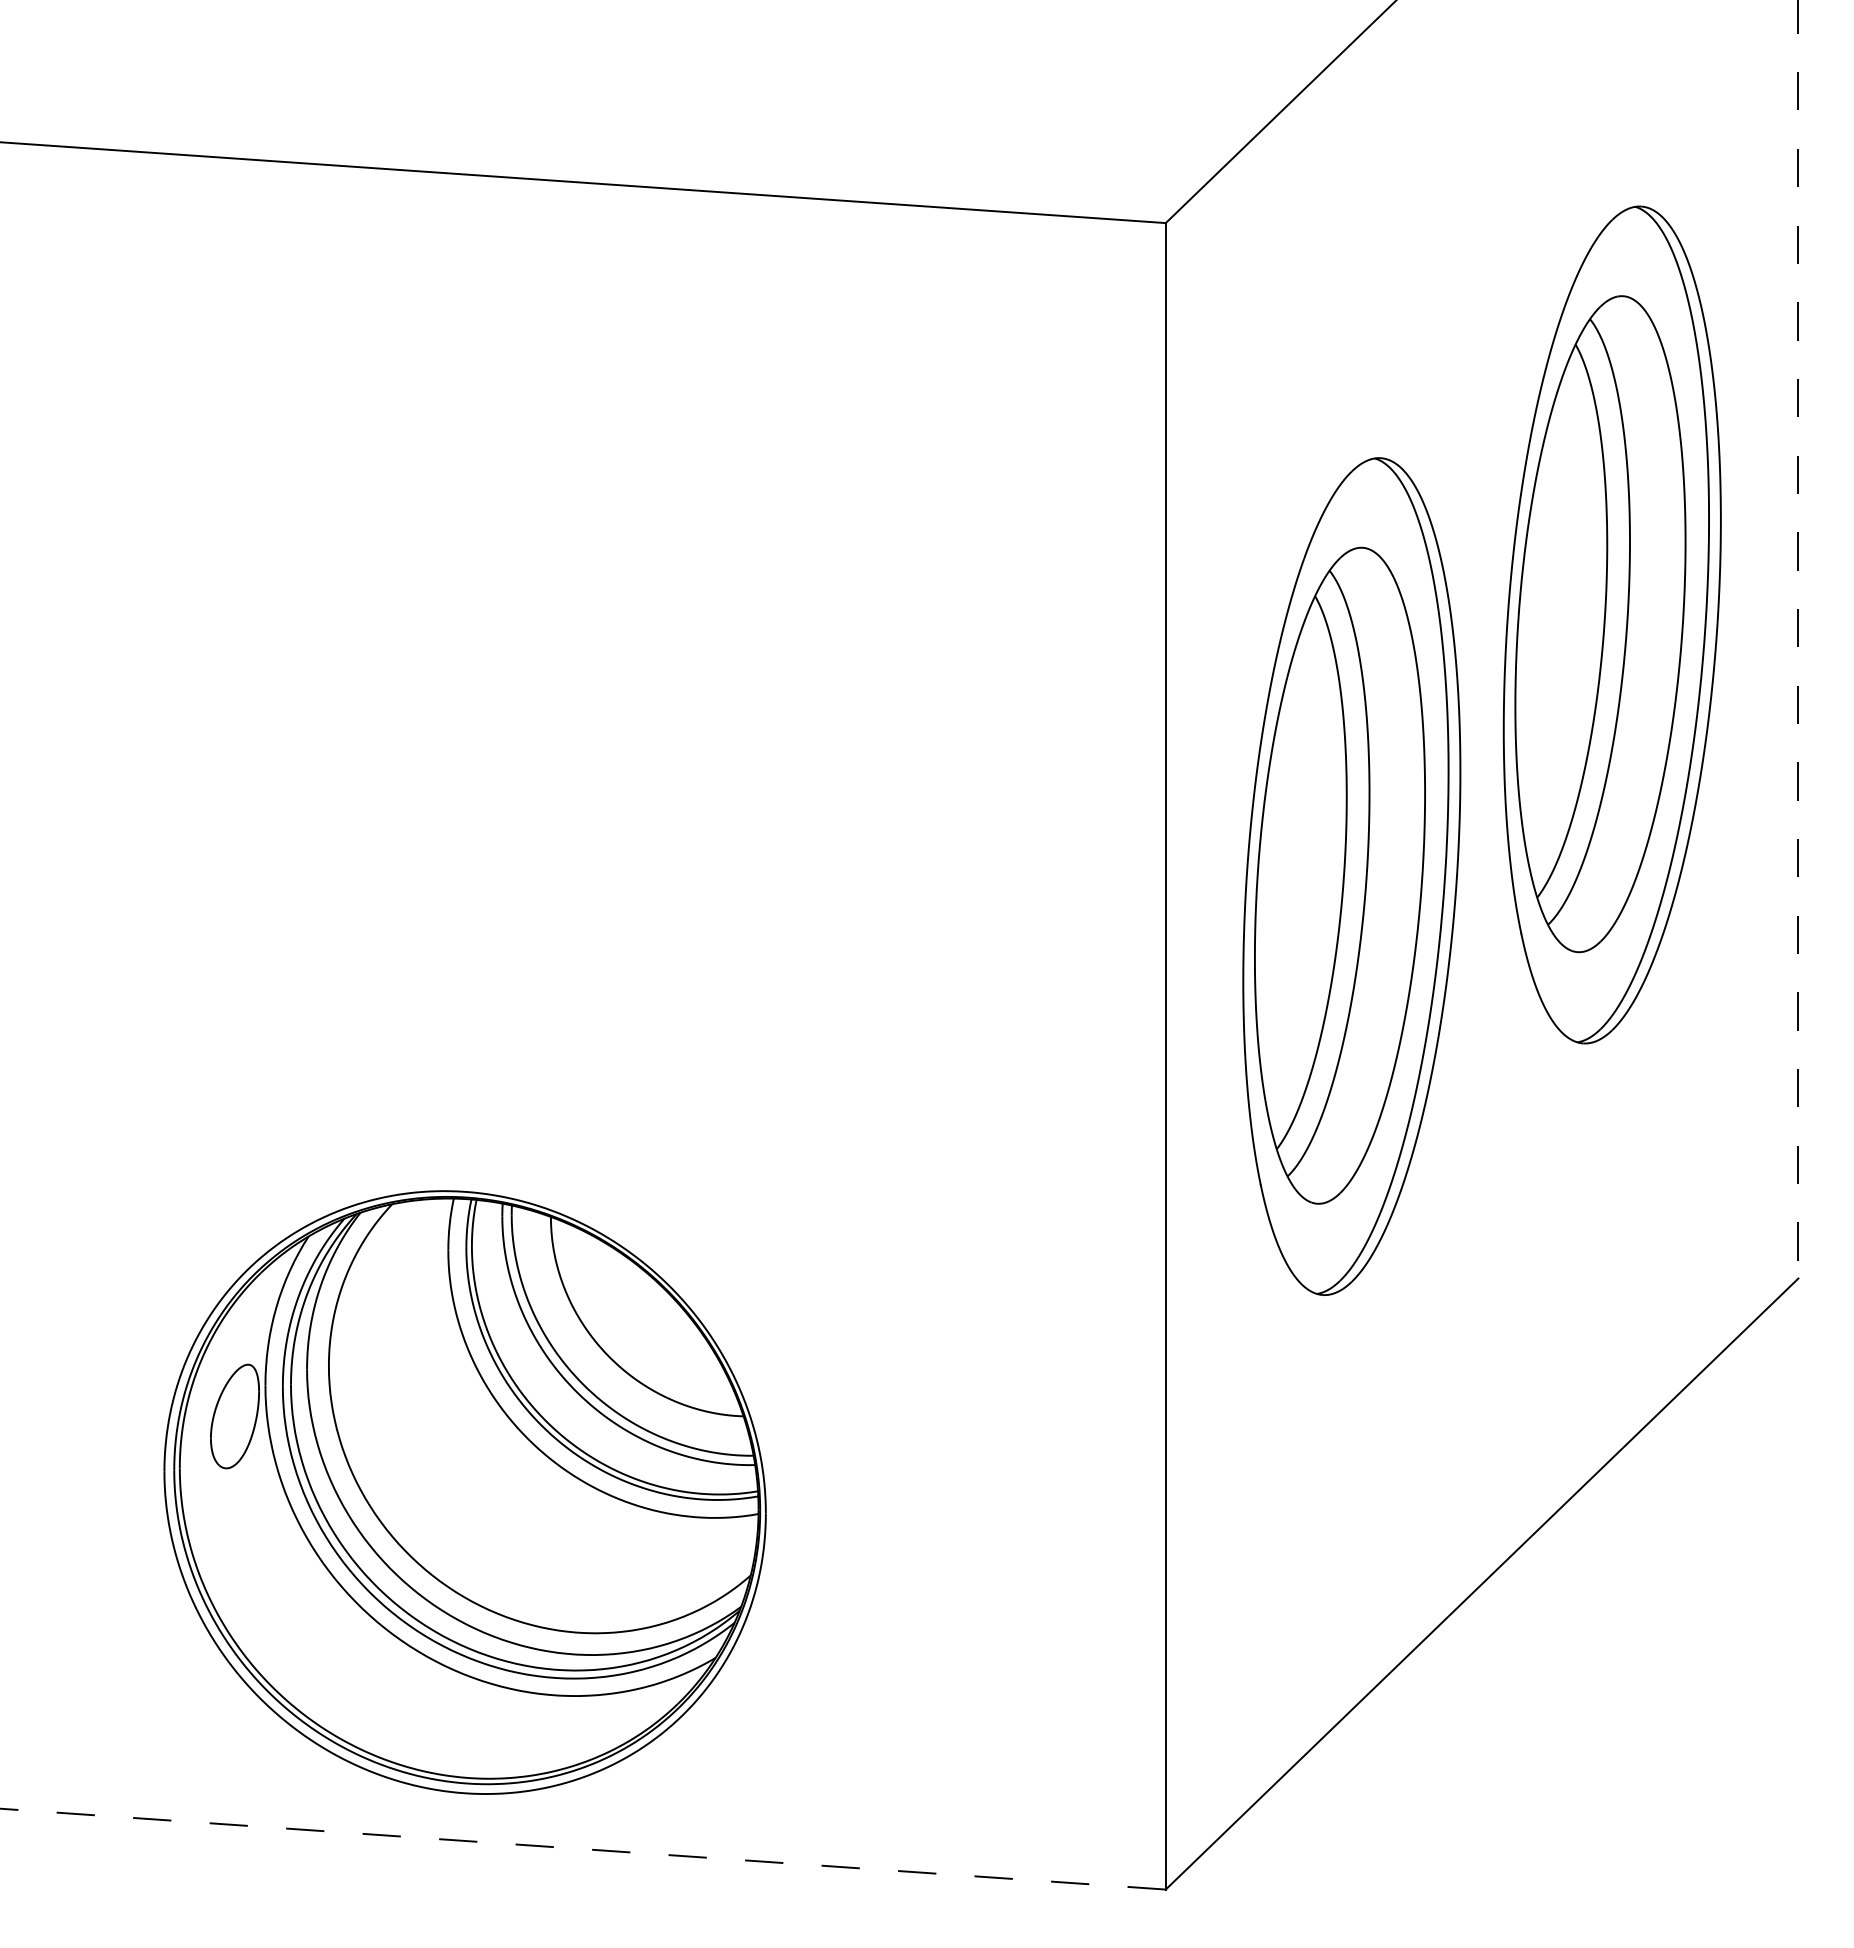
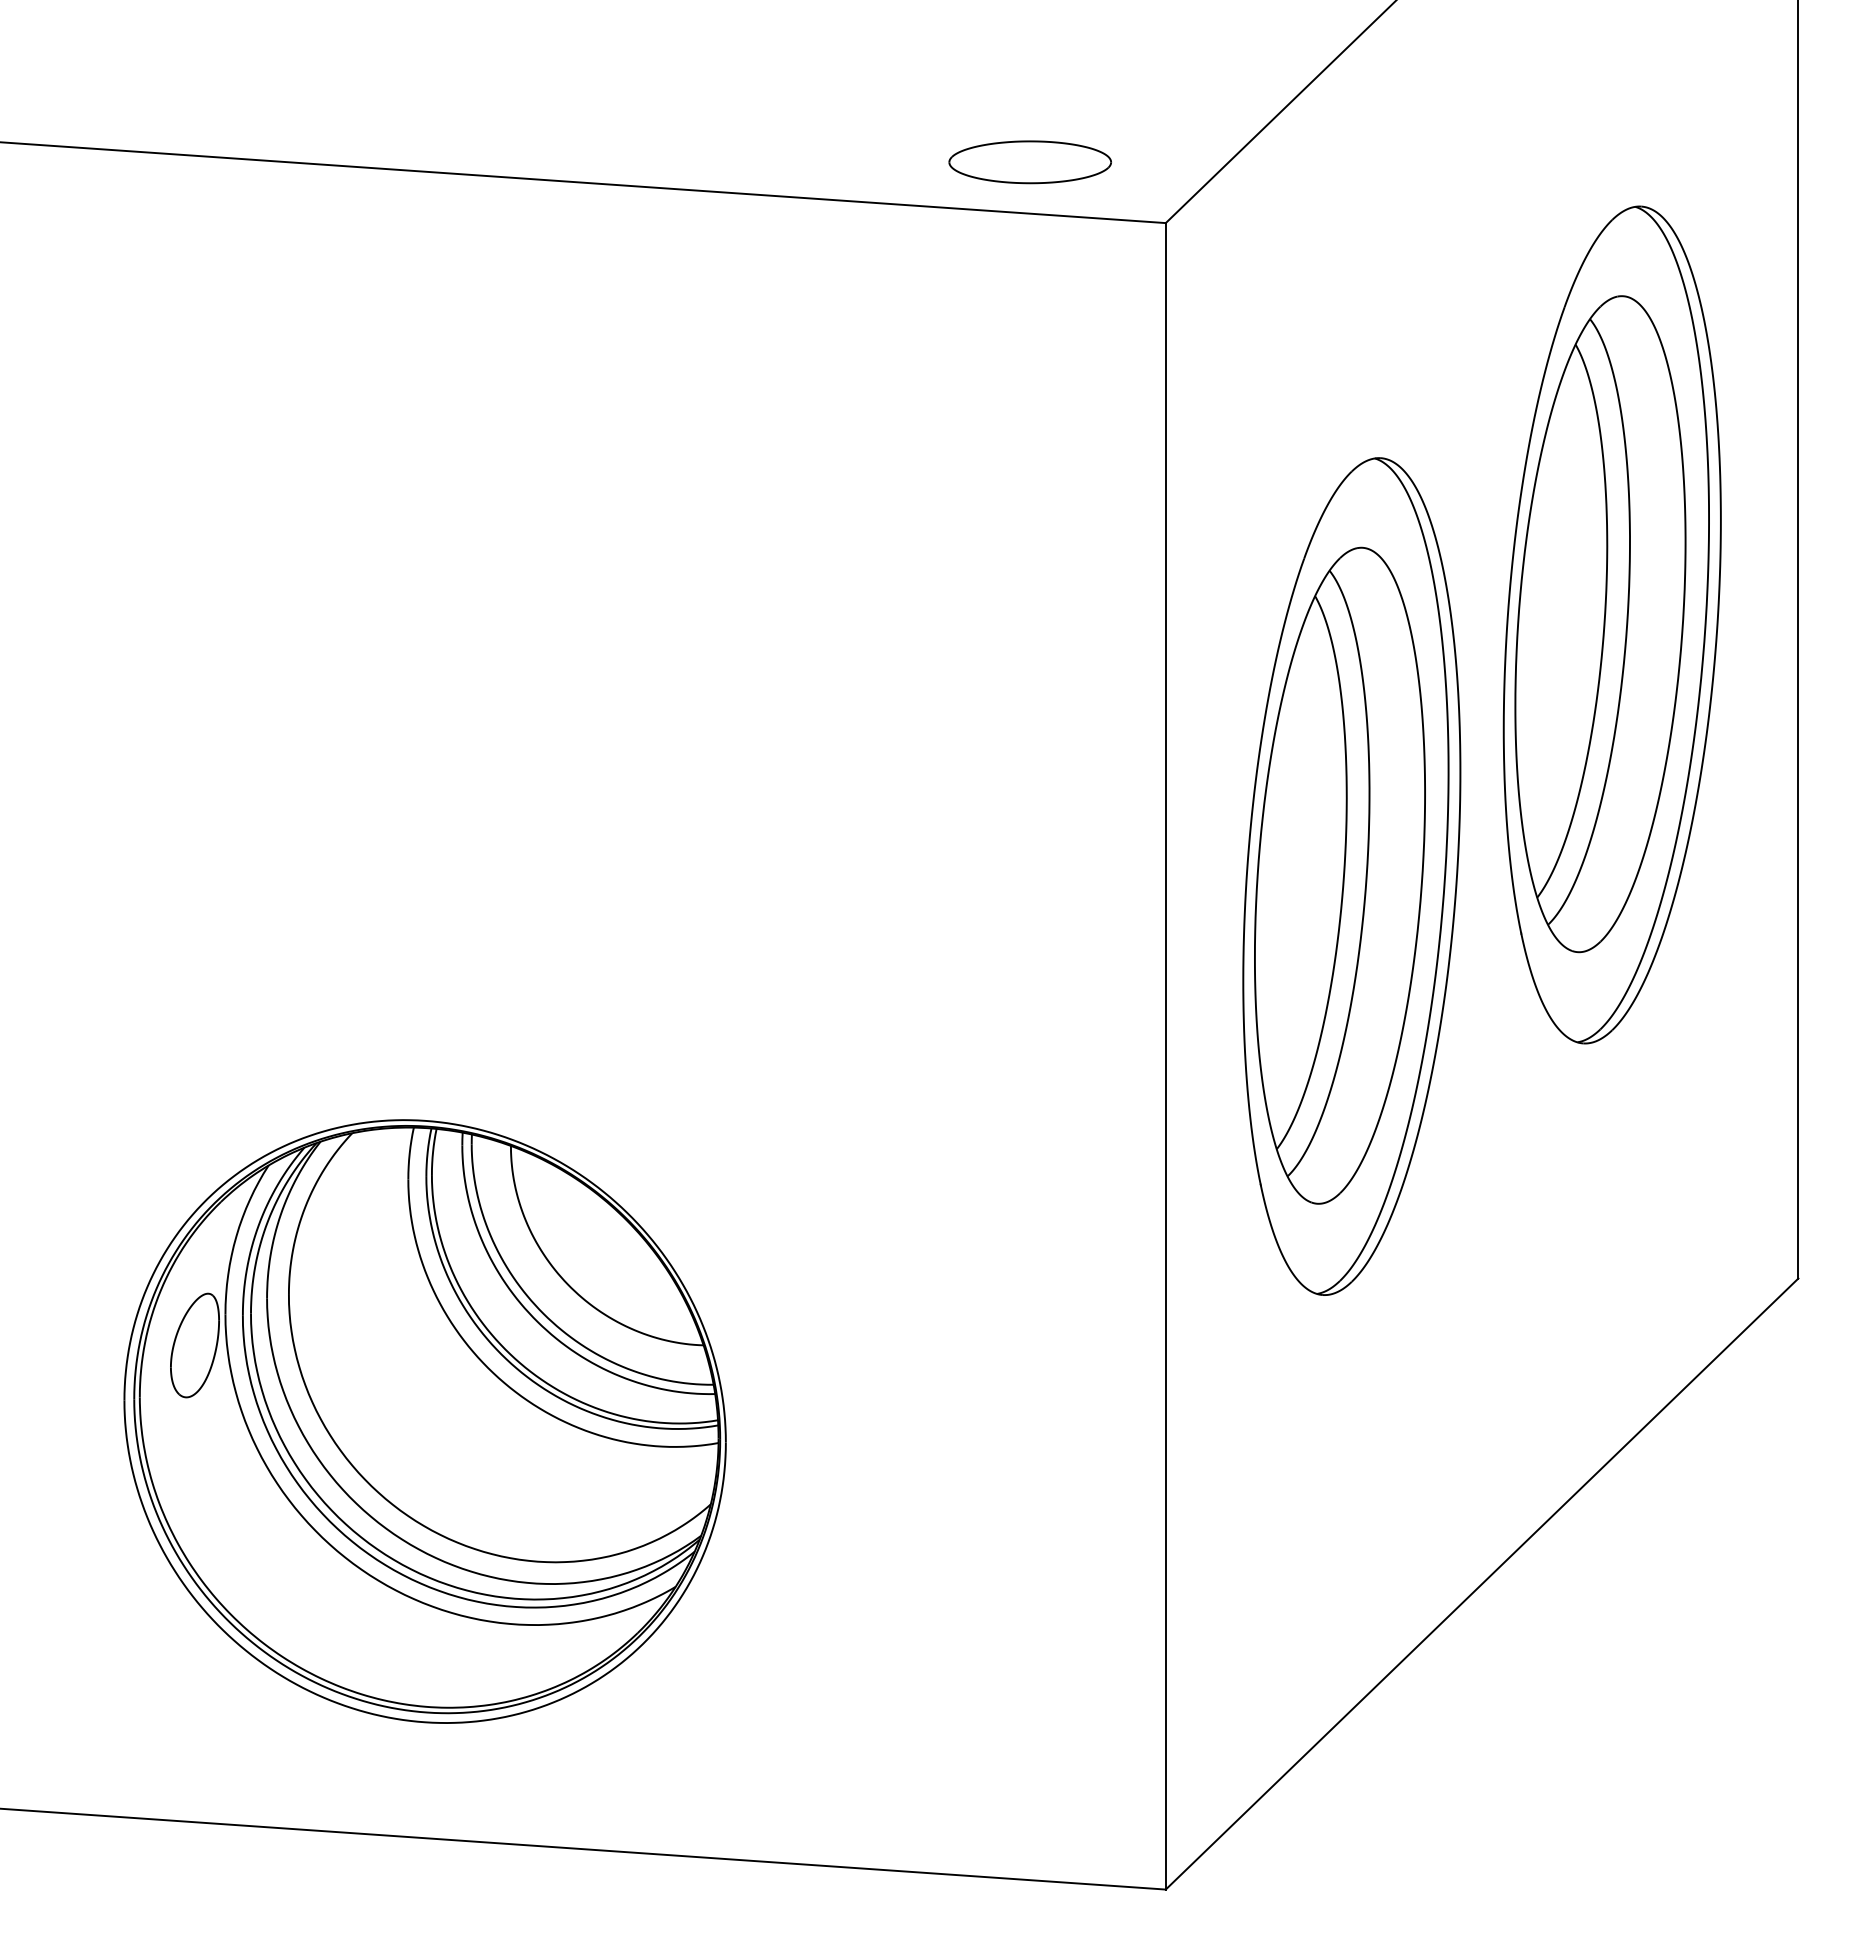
part: none -> present (1029, 162)
line: dashed -> solid (1798, 639)
part position: (464, 1492) -> (424, 1421) (424, 1421)
line: dashed -> solid (583, 1849)
